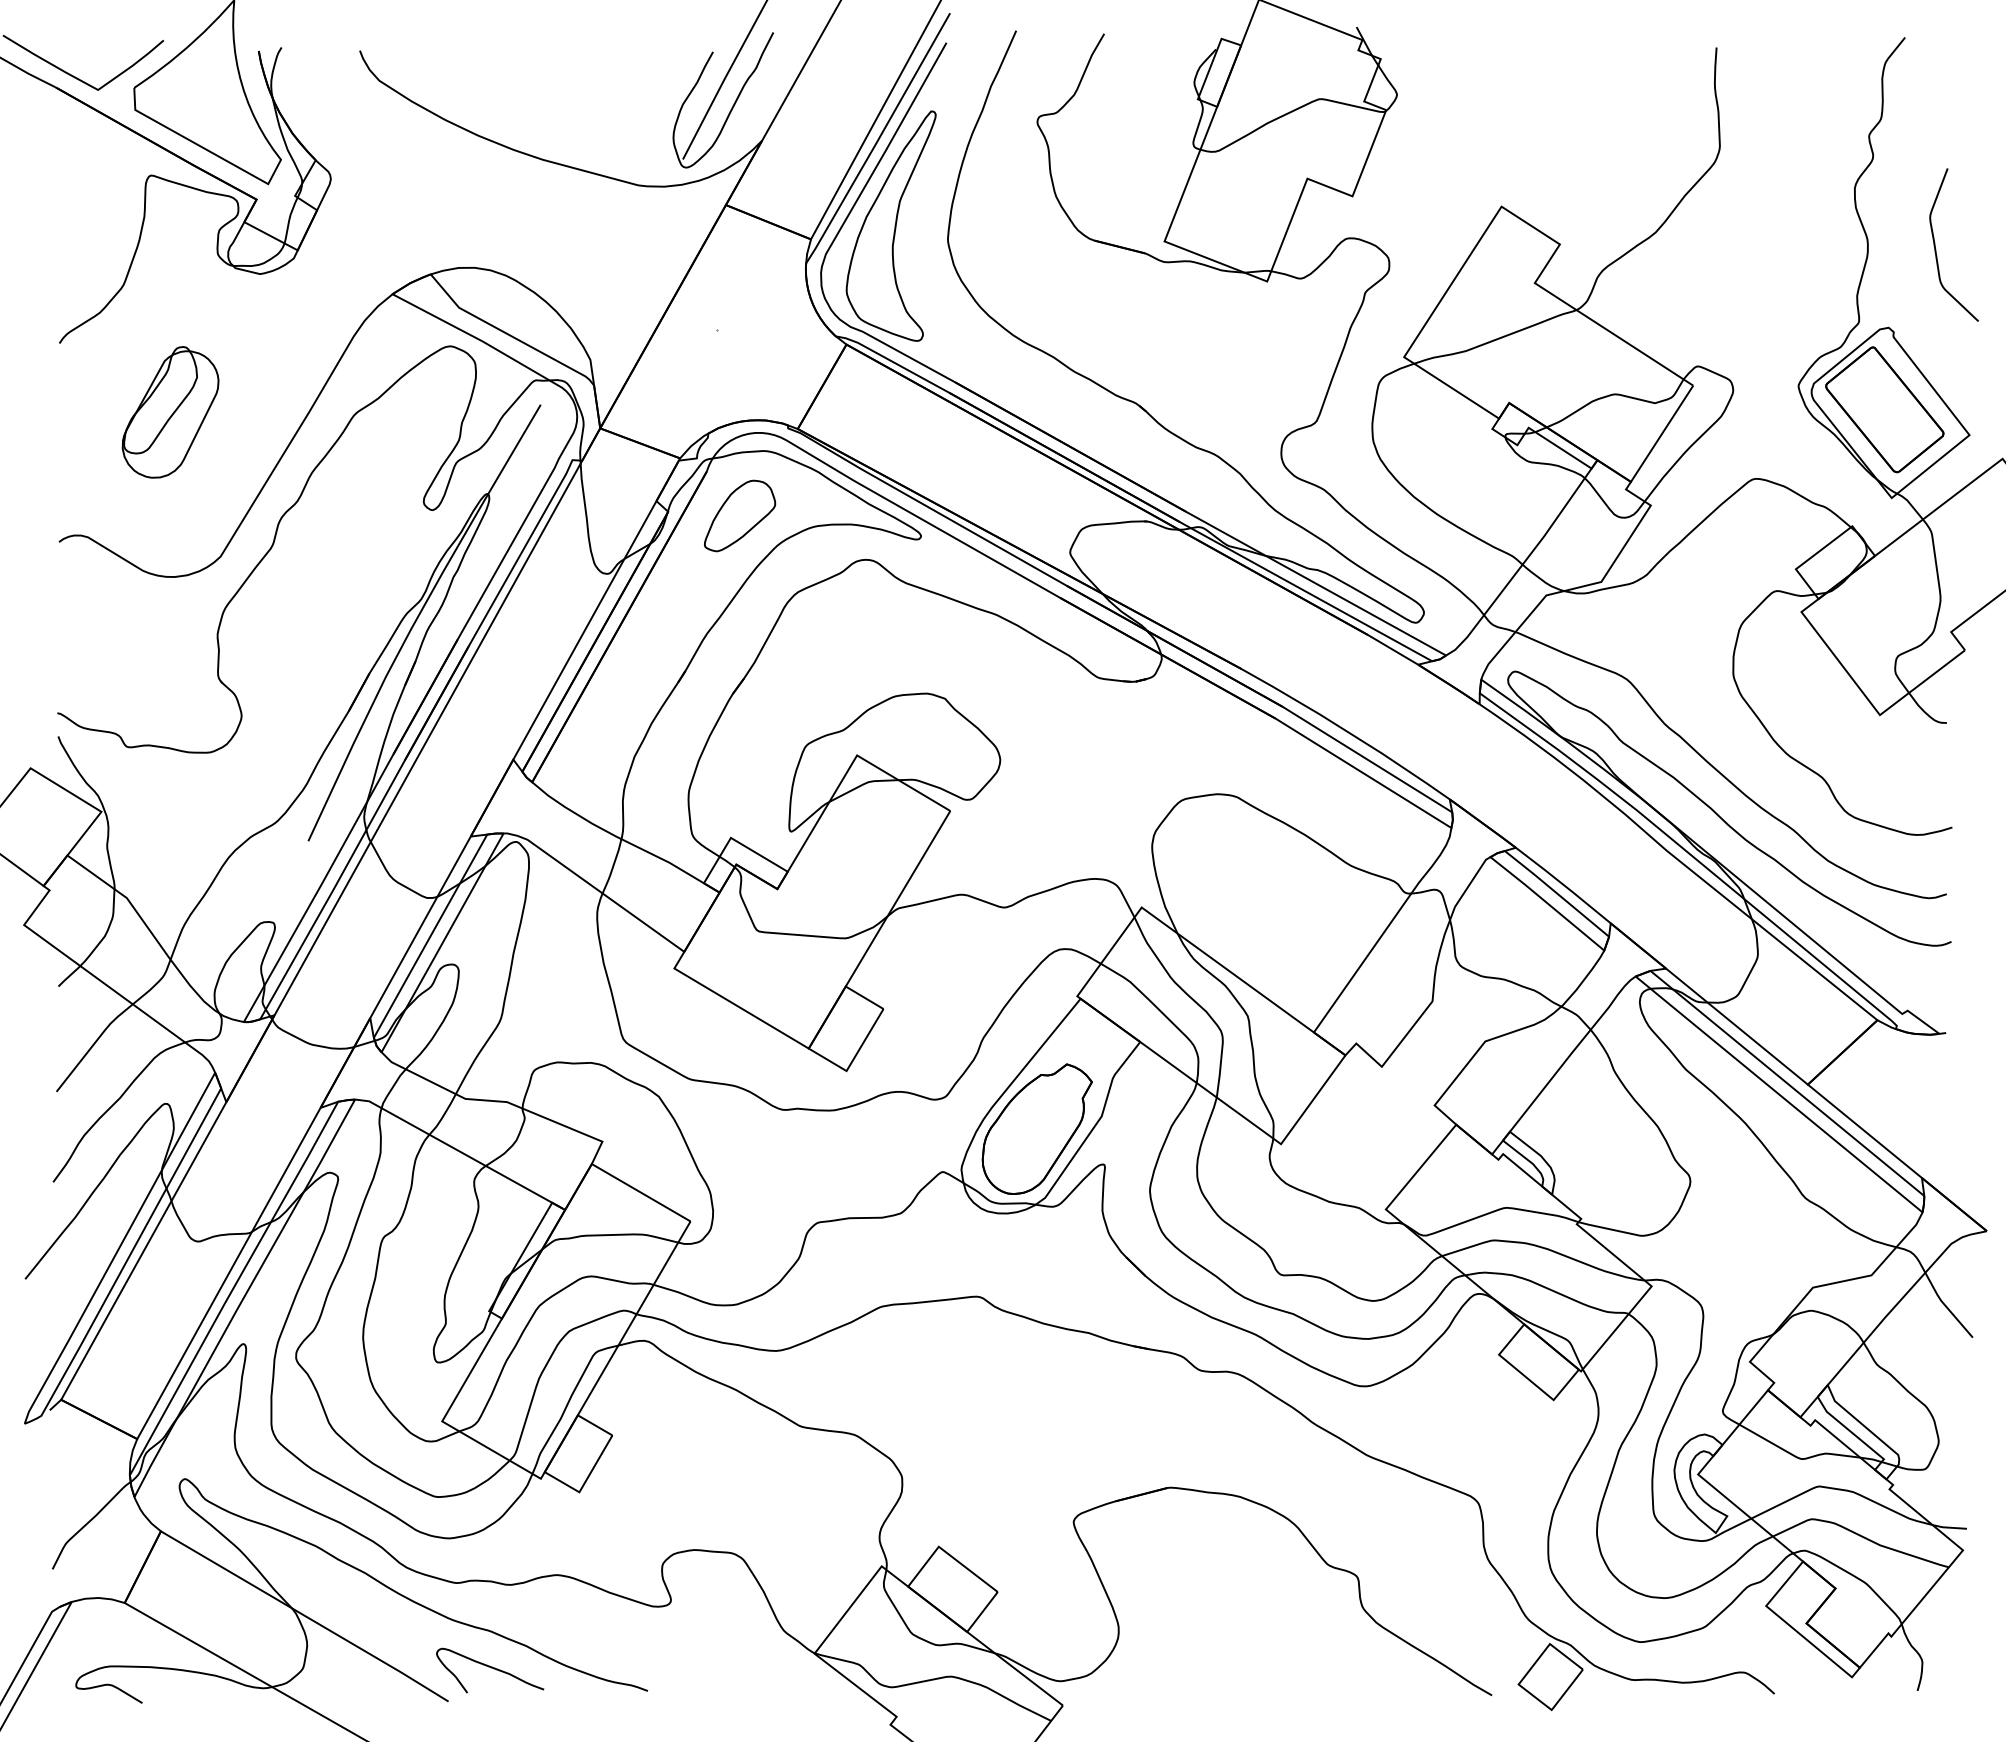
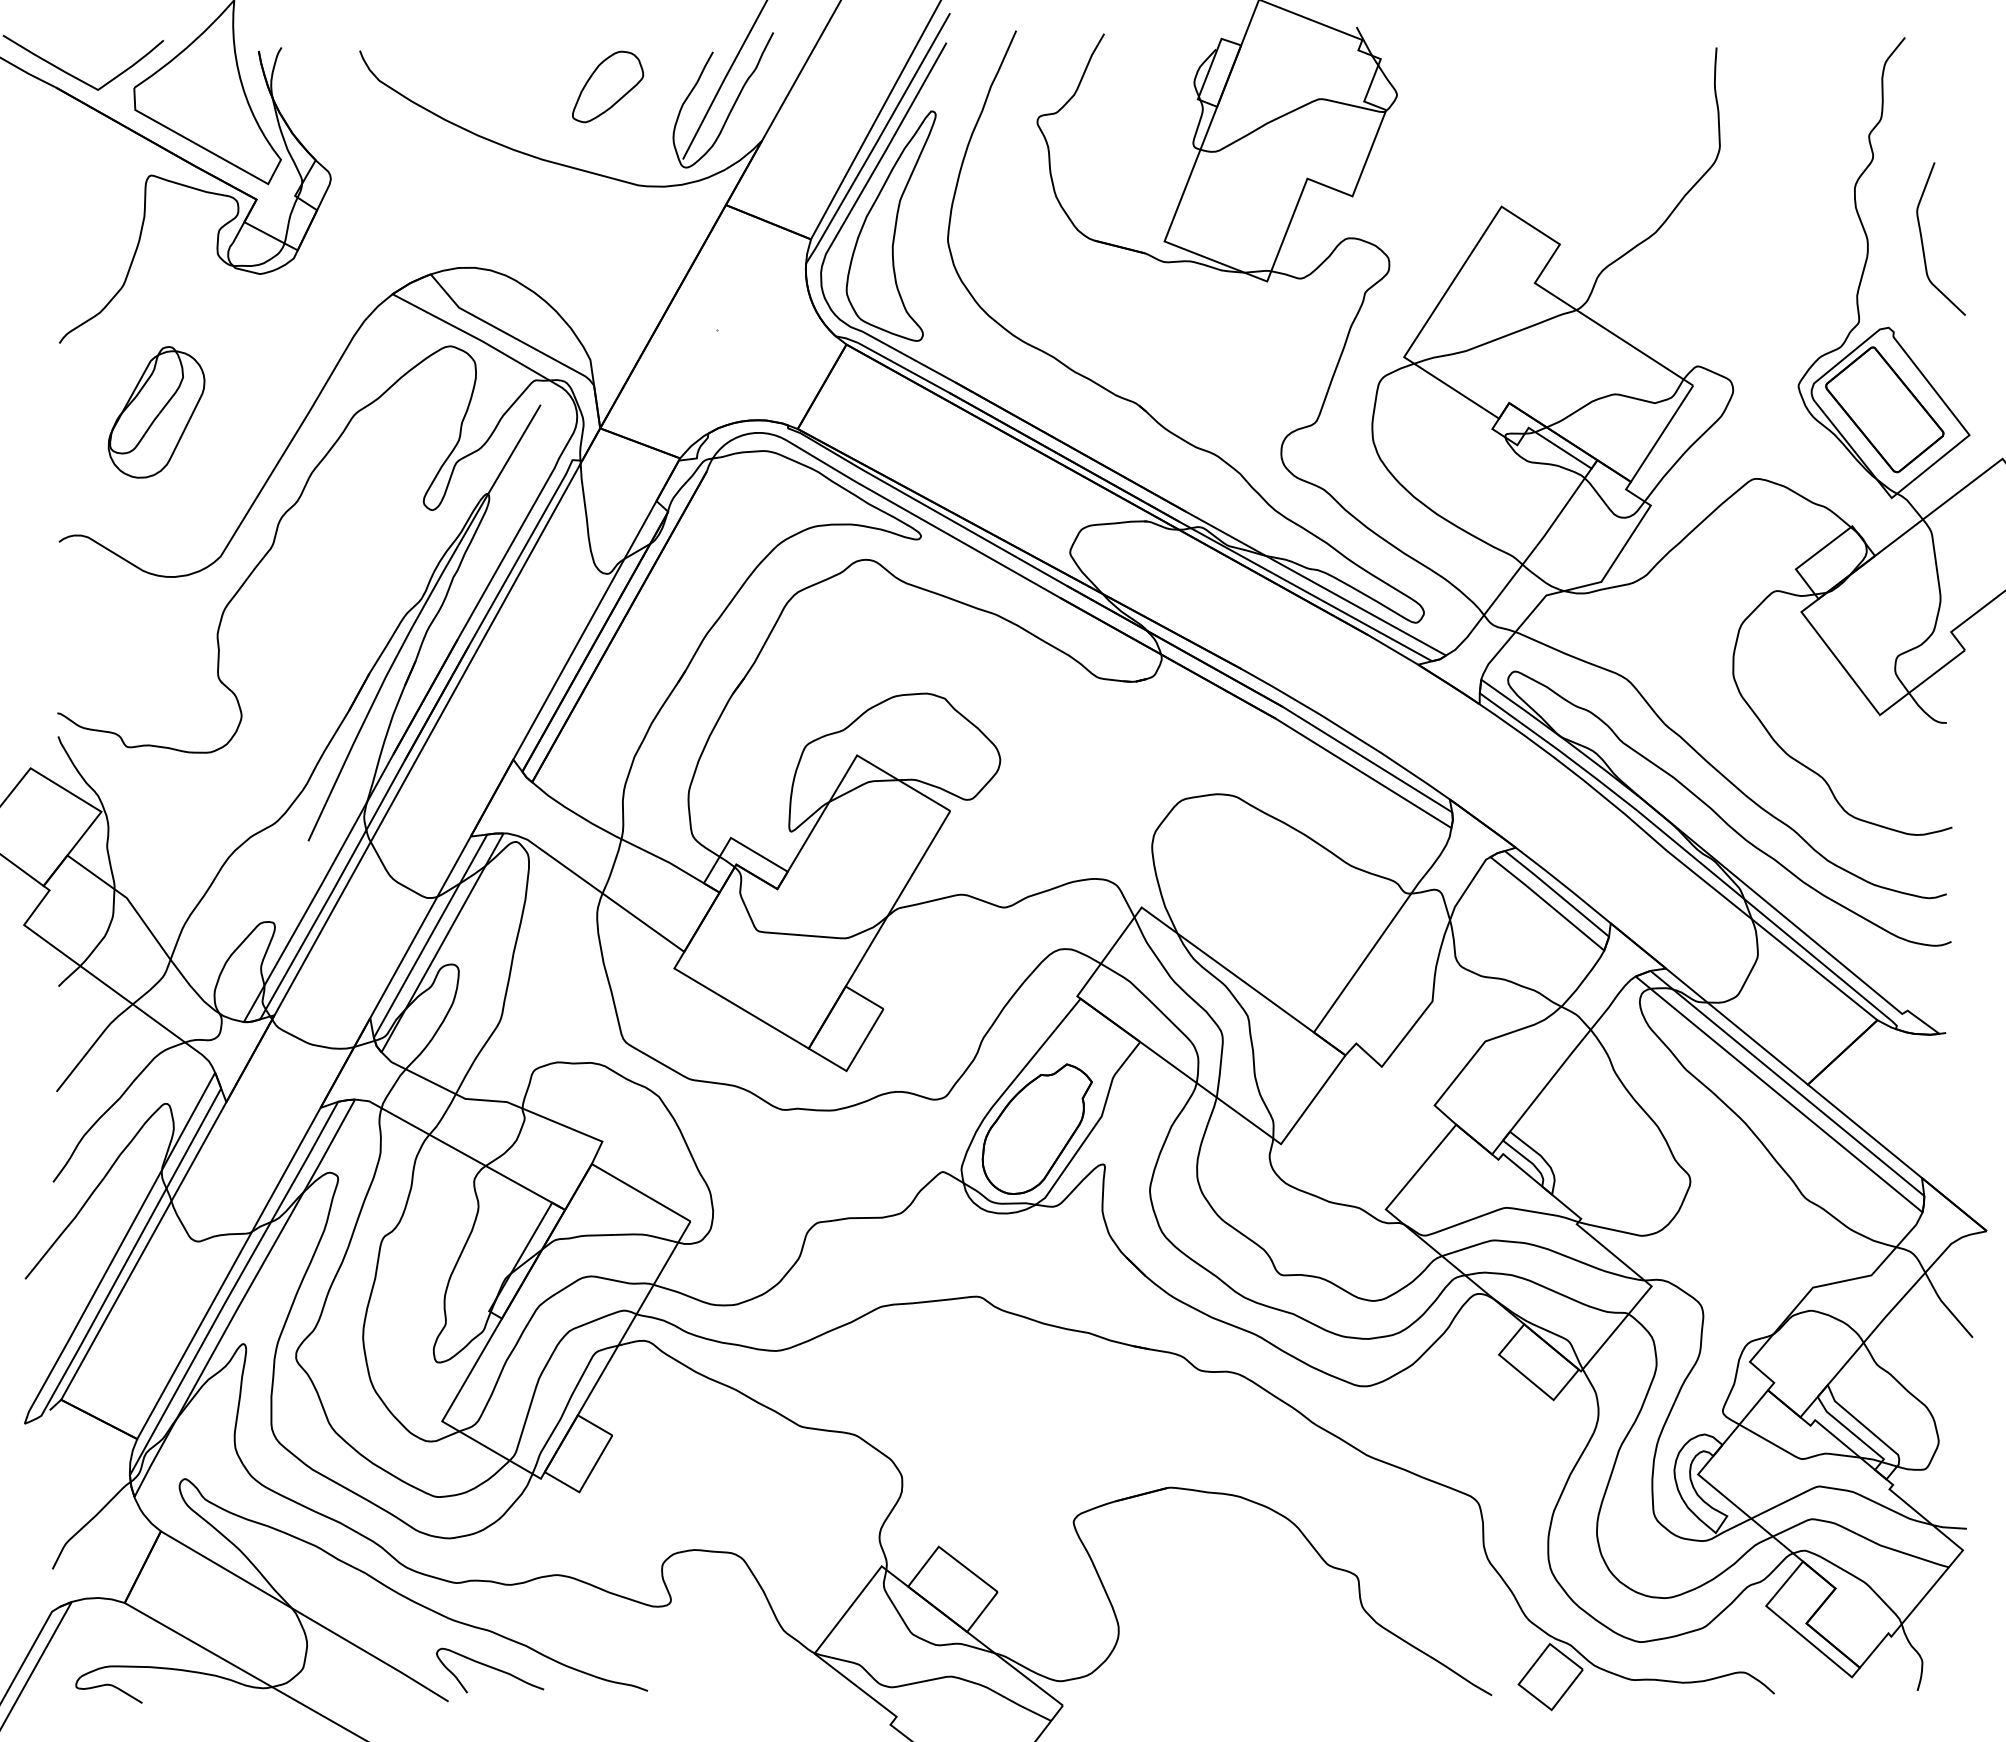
curve position: (1936, 249) -> (1923, 243) (1923, 243)
part position: (170, 412) -> (156, 412) (156, 412)
part position: (740, 515) -> (608, 86) (608, 86)
